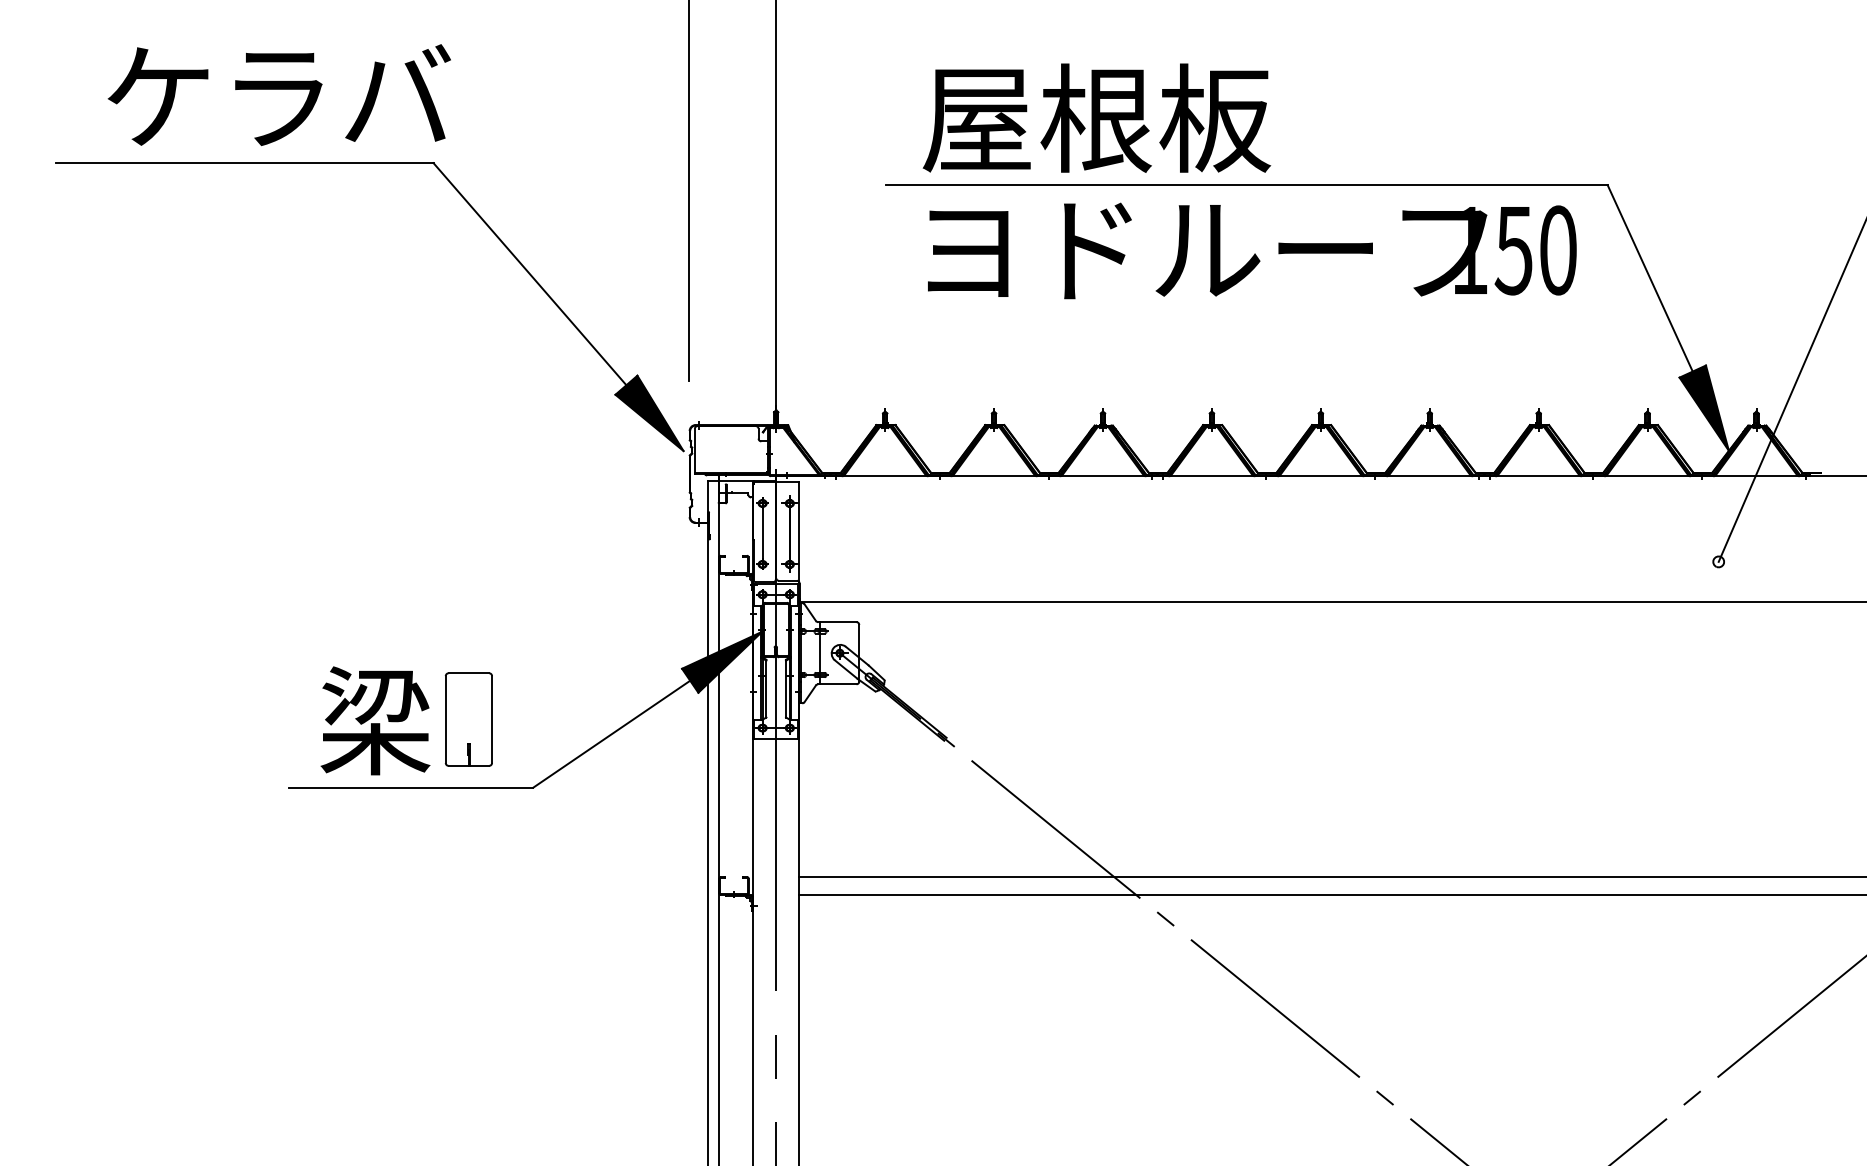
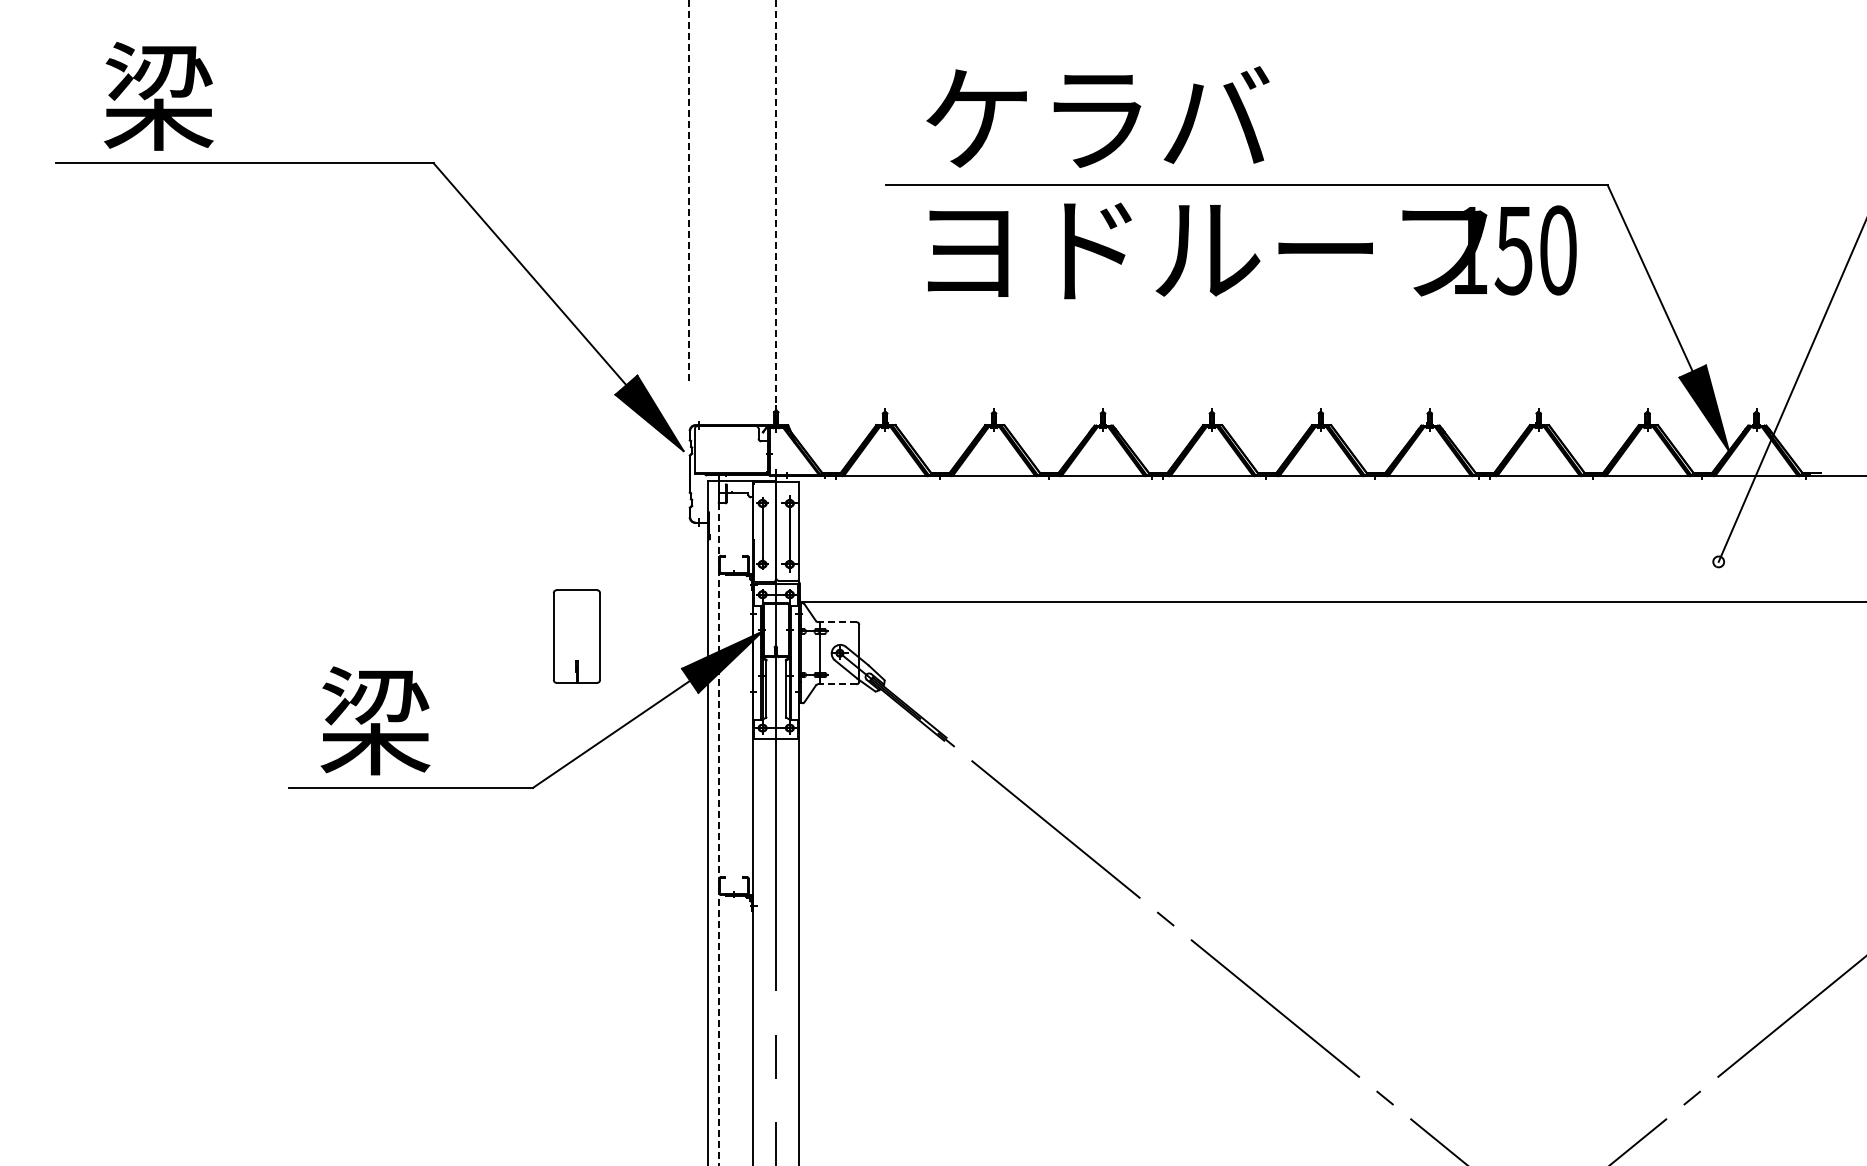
text: ケラバ -> 梁 (277, 96)
text: 屋根板 -> ケラバ (1096, 117)
line: solid -> dashed (689, 190)
line: solid -> dashed (776, 212)
line: solid -> dashed (836, 622)
line: solid -> dashed (836, 684)
part position: (468, 719) -> (576, 636) (576, 636)
line: solid -> dashed (719, 823)
line: present -> none (1331, 877)
line: present -> none (1331, 895)
